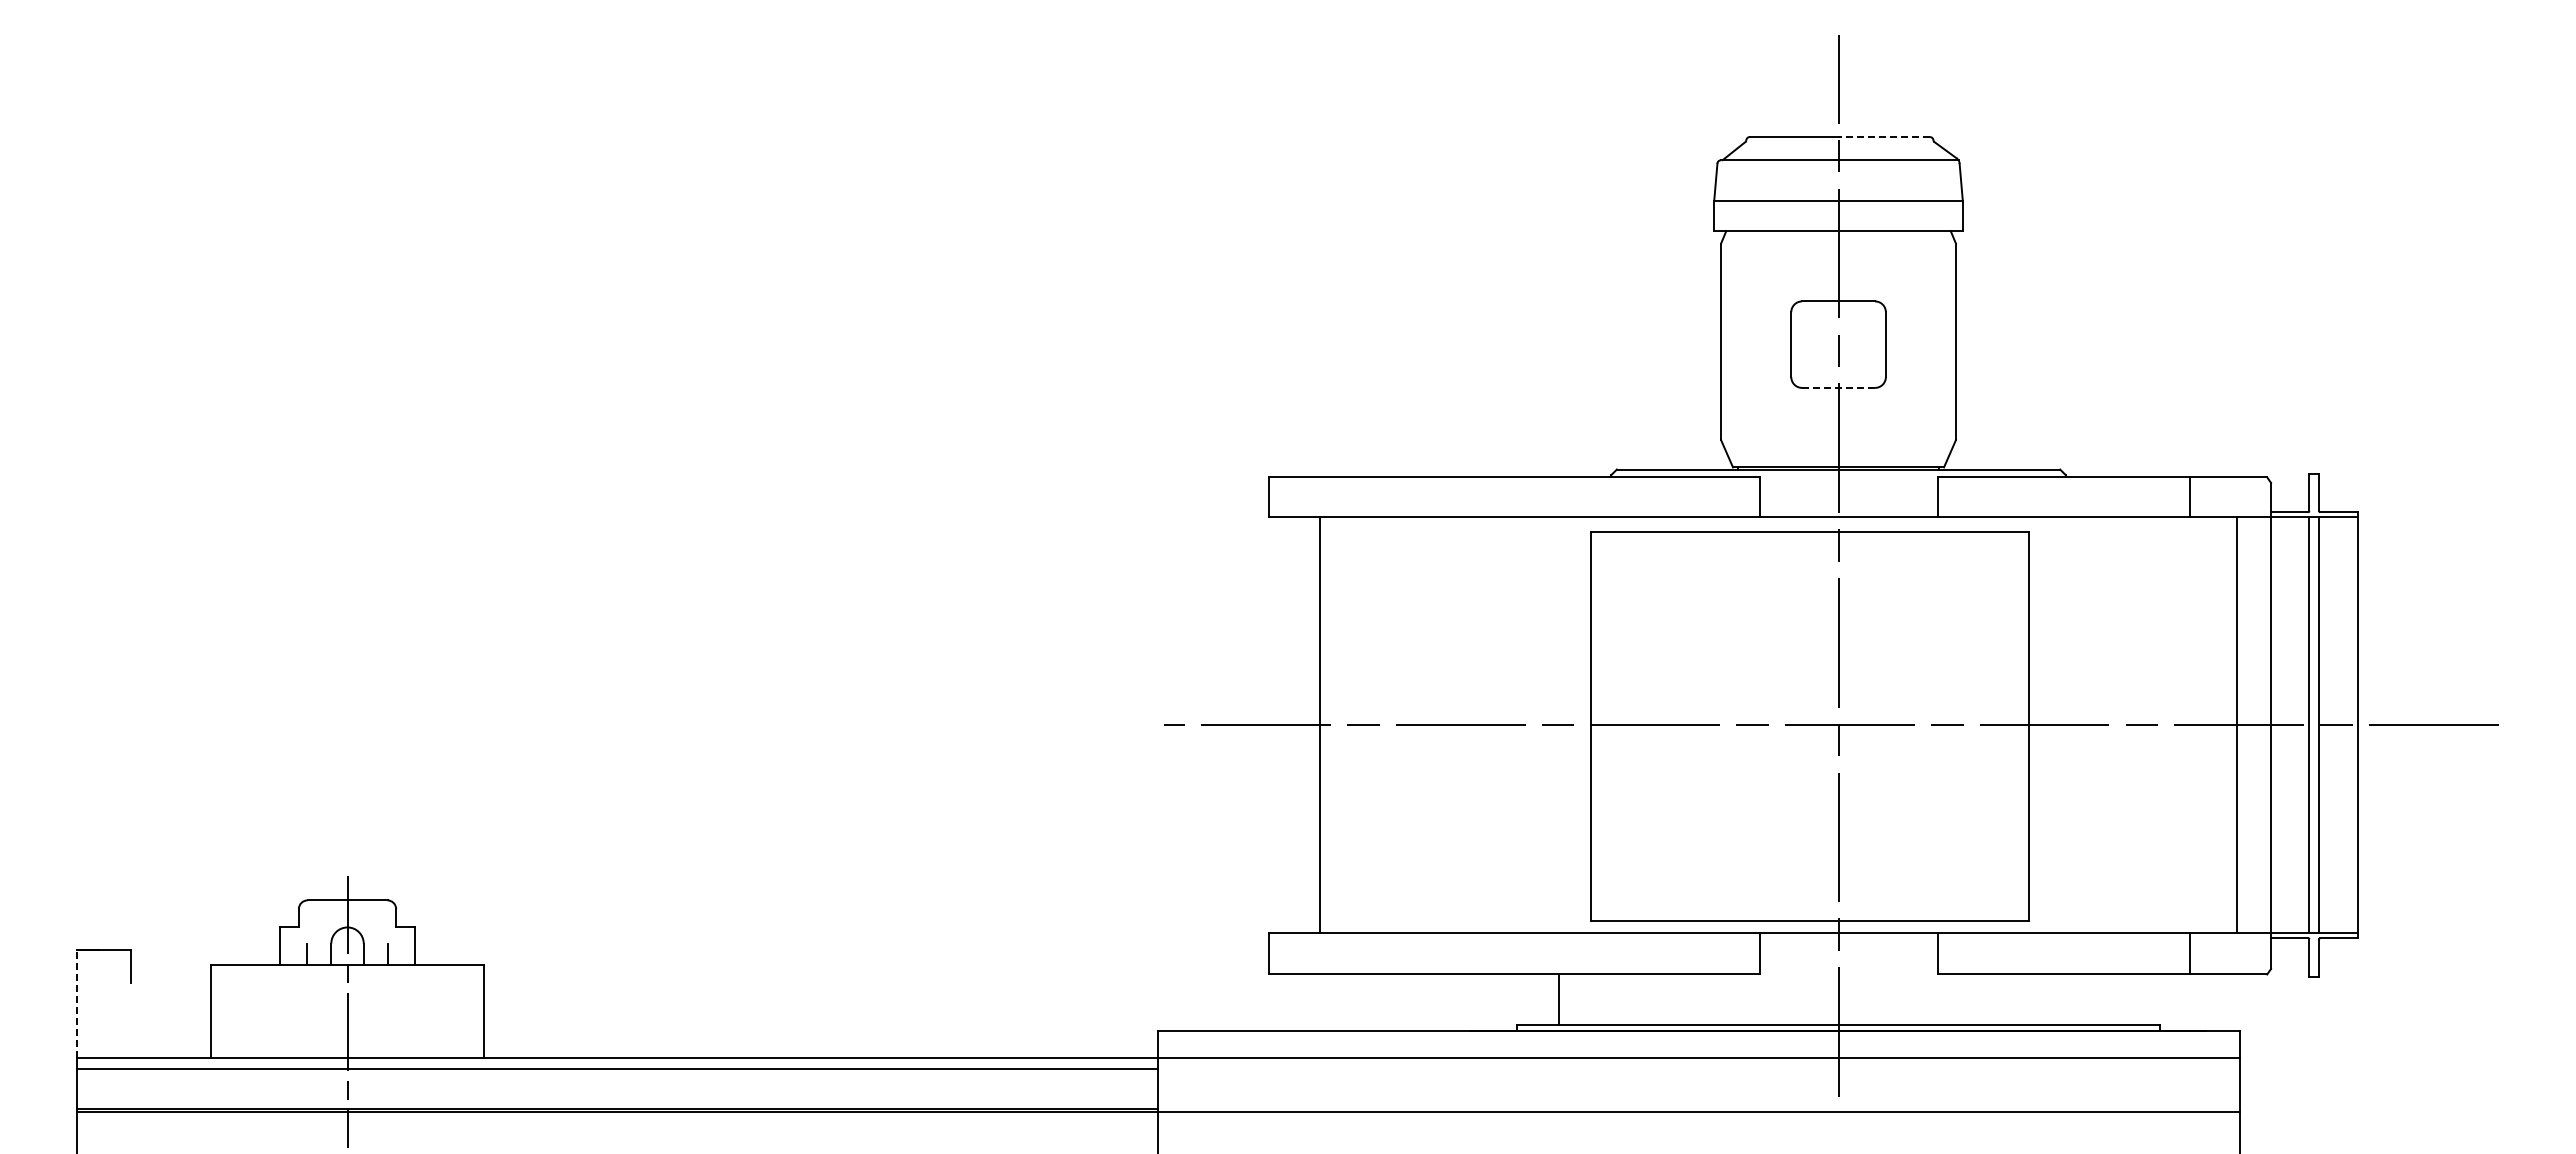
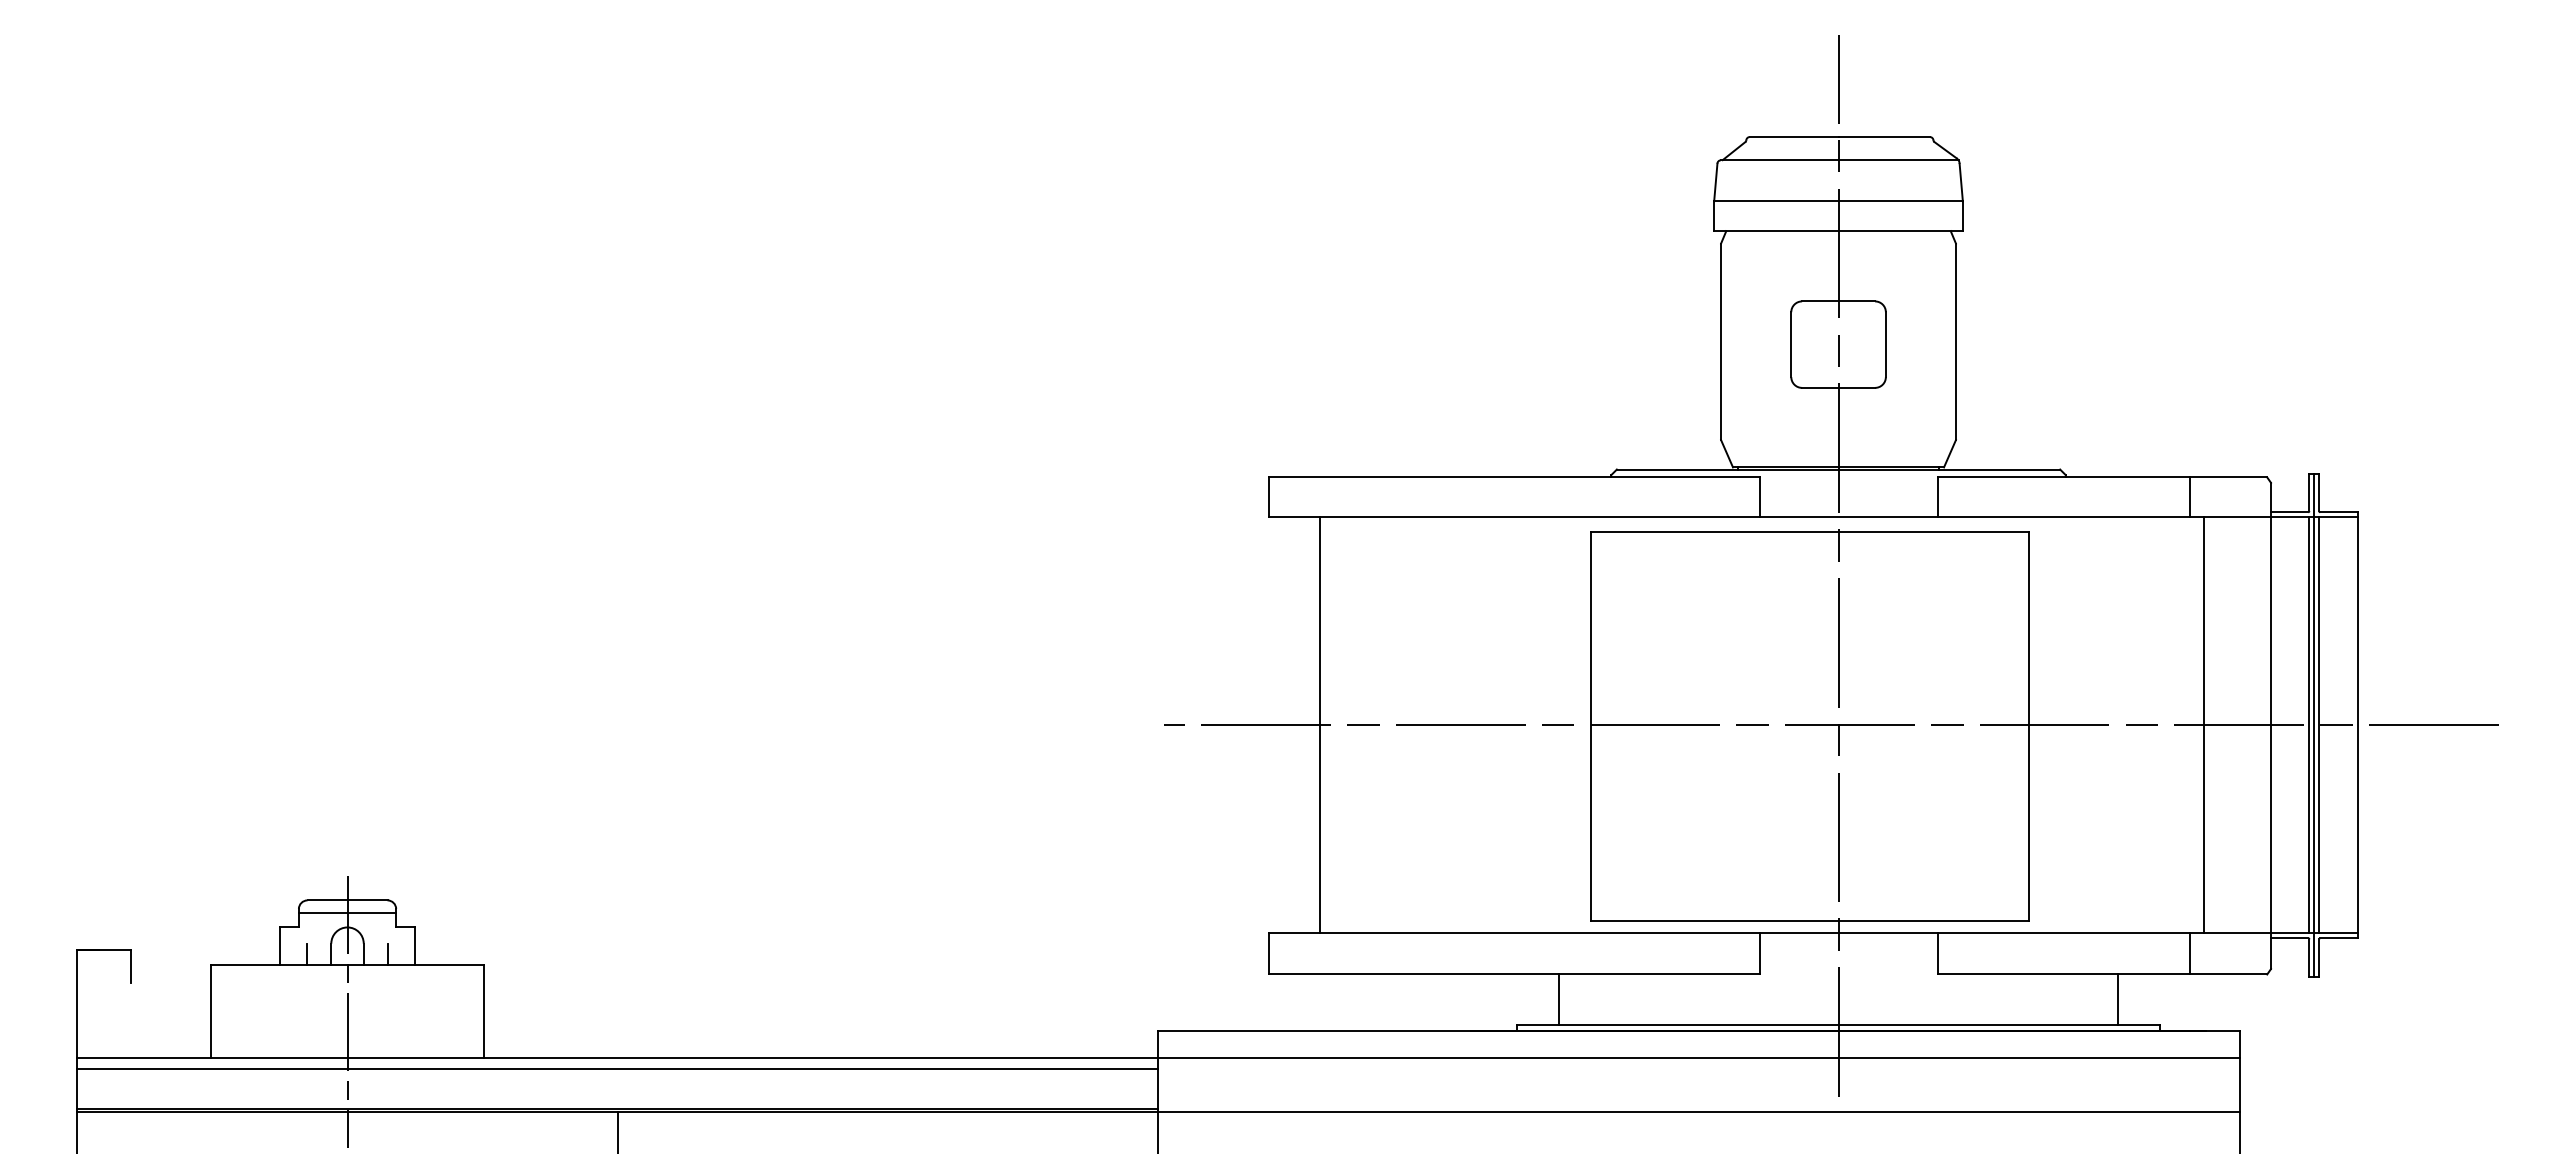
line: dashed -> solid (1884, 137)
line: dashed -> solid (1838, 387)
line: none -> present (2314, 724)
line position: (2236, 725) -> (2203, 725) (2203, 725)
line: none -> present (347, 913)
line: none -> present (2117, 999)
line: dashed -> solid (77, 1003)
line: none -> present (617, 1131)
